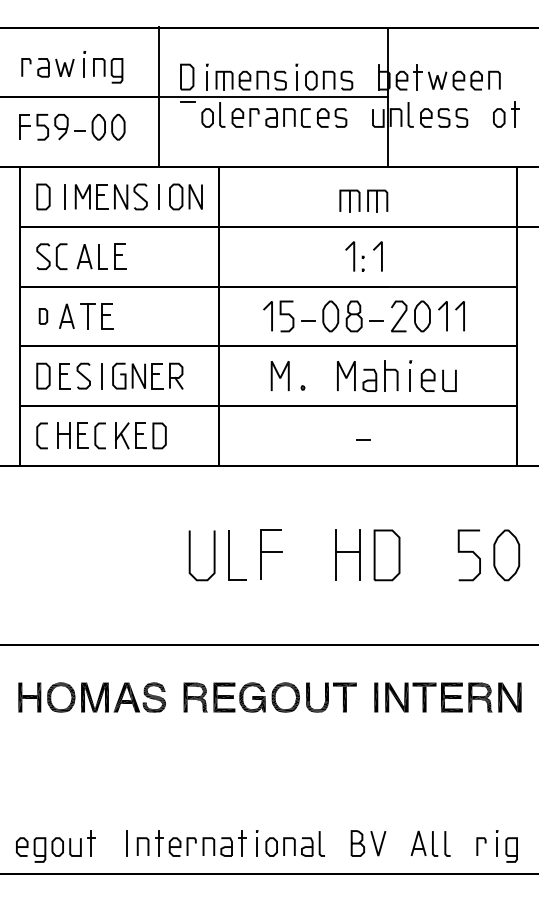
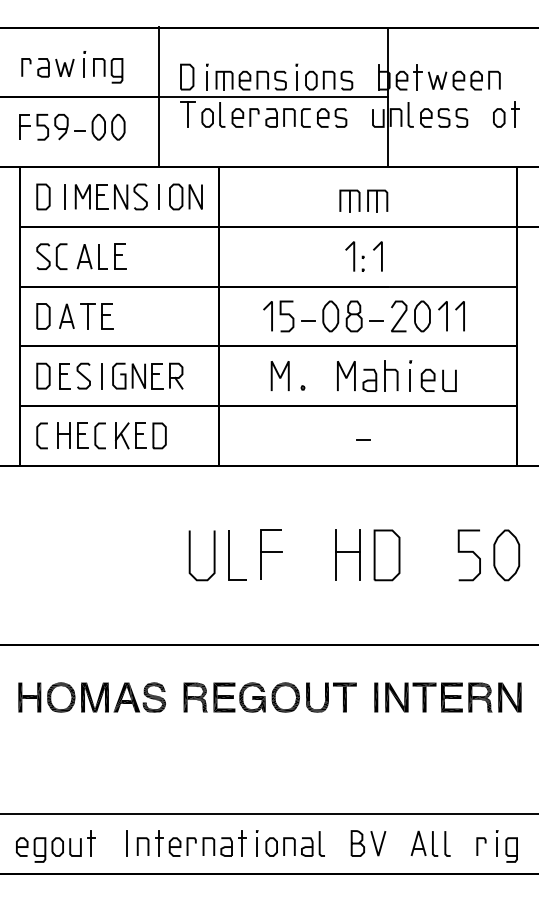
line: none -> present (188, 114)
part size: 11x17 px -> 15x27 px (43, 316)
line: none -> present (268, 814)
